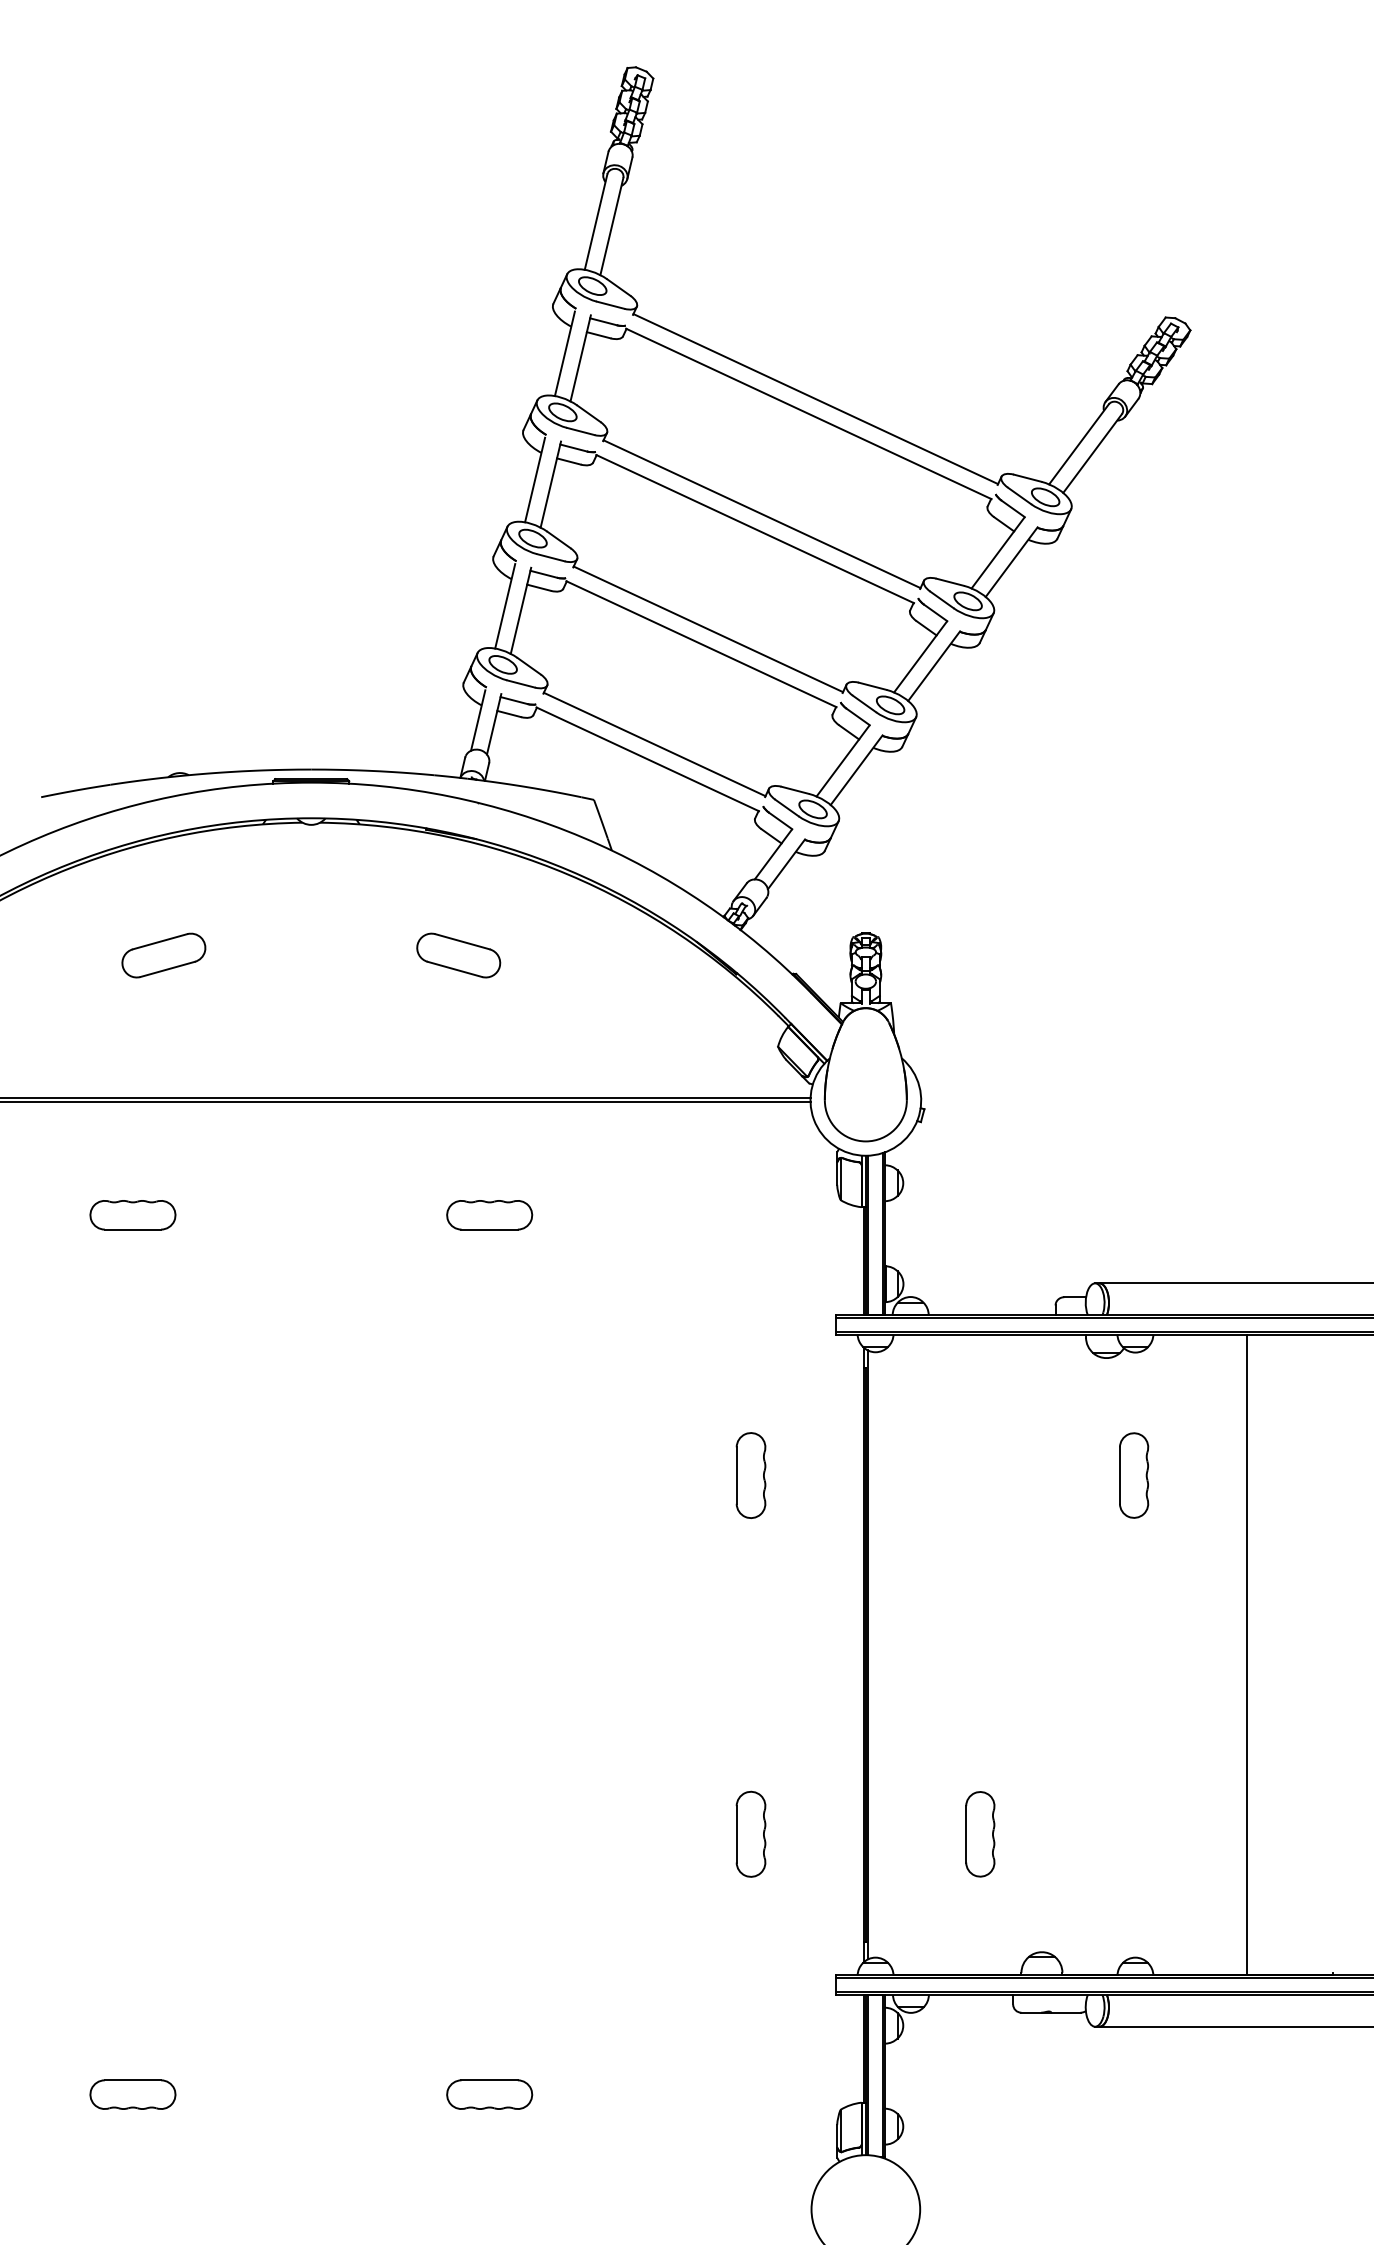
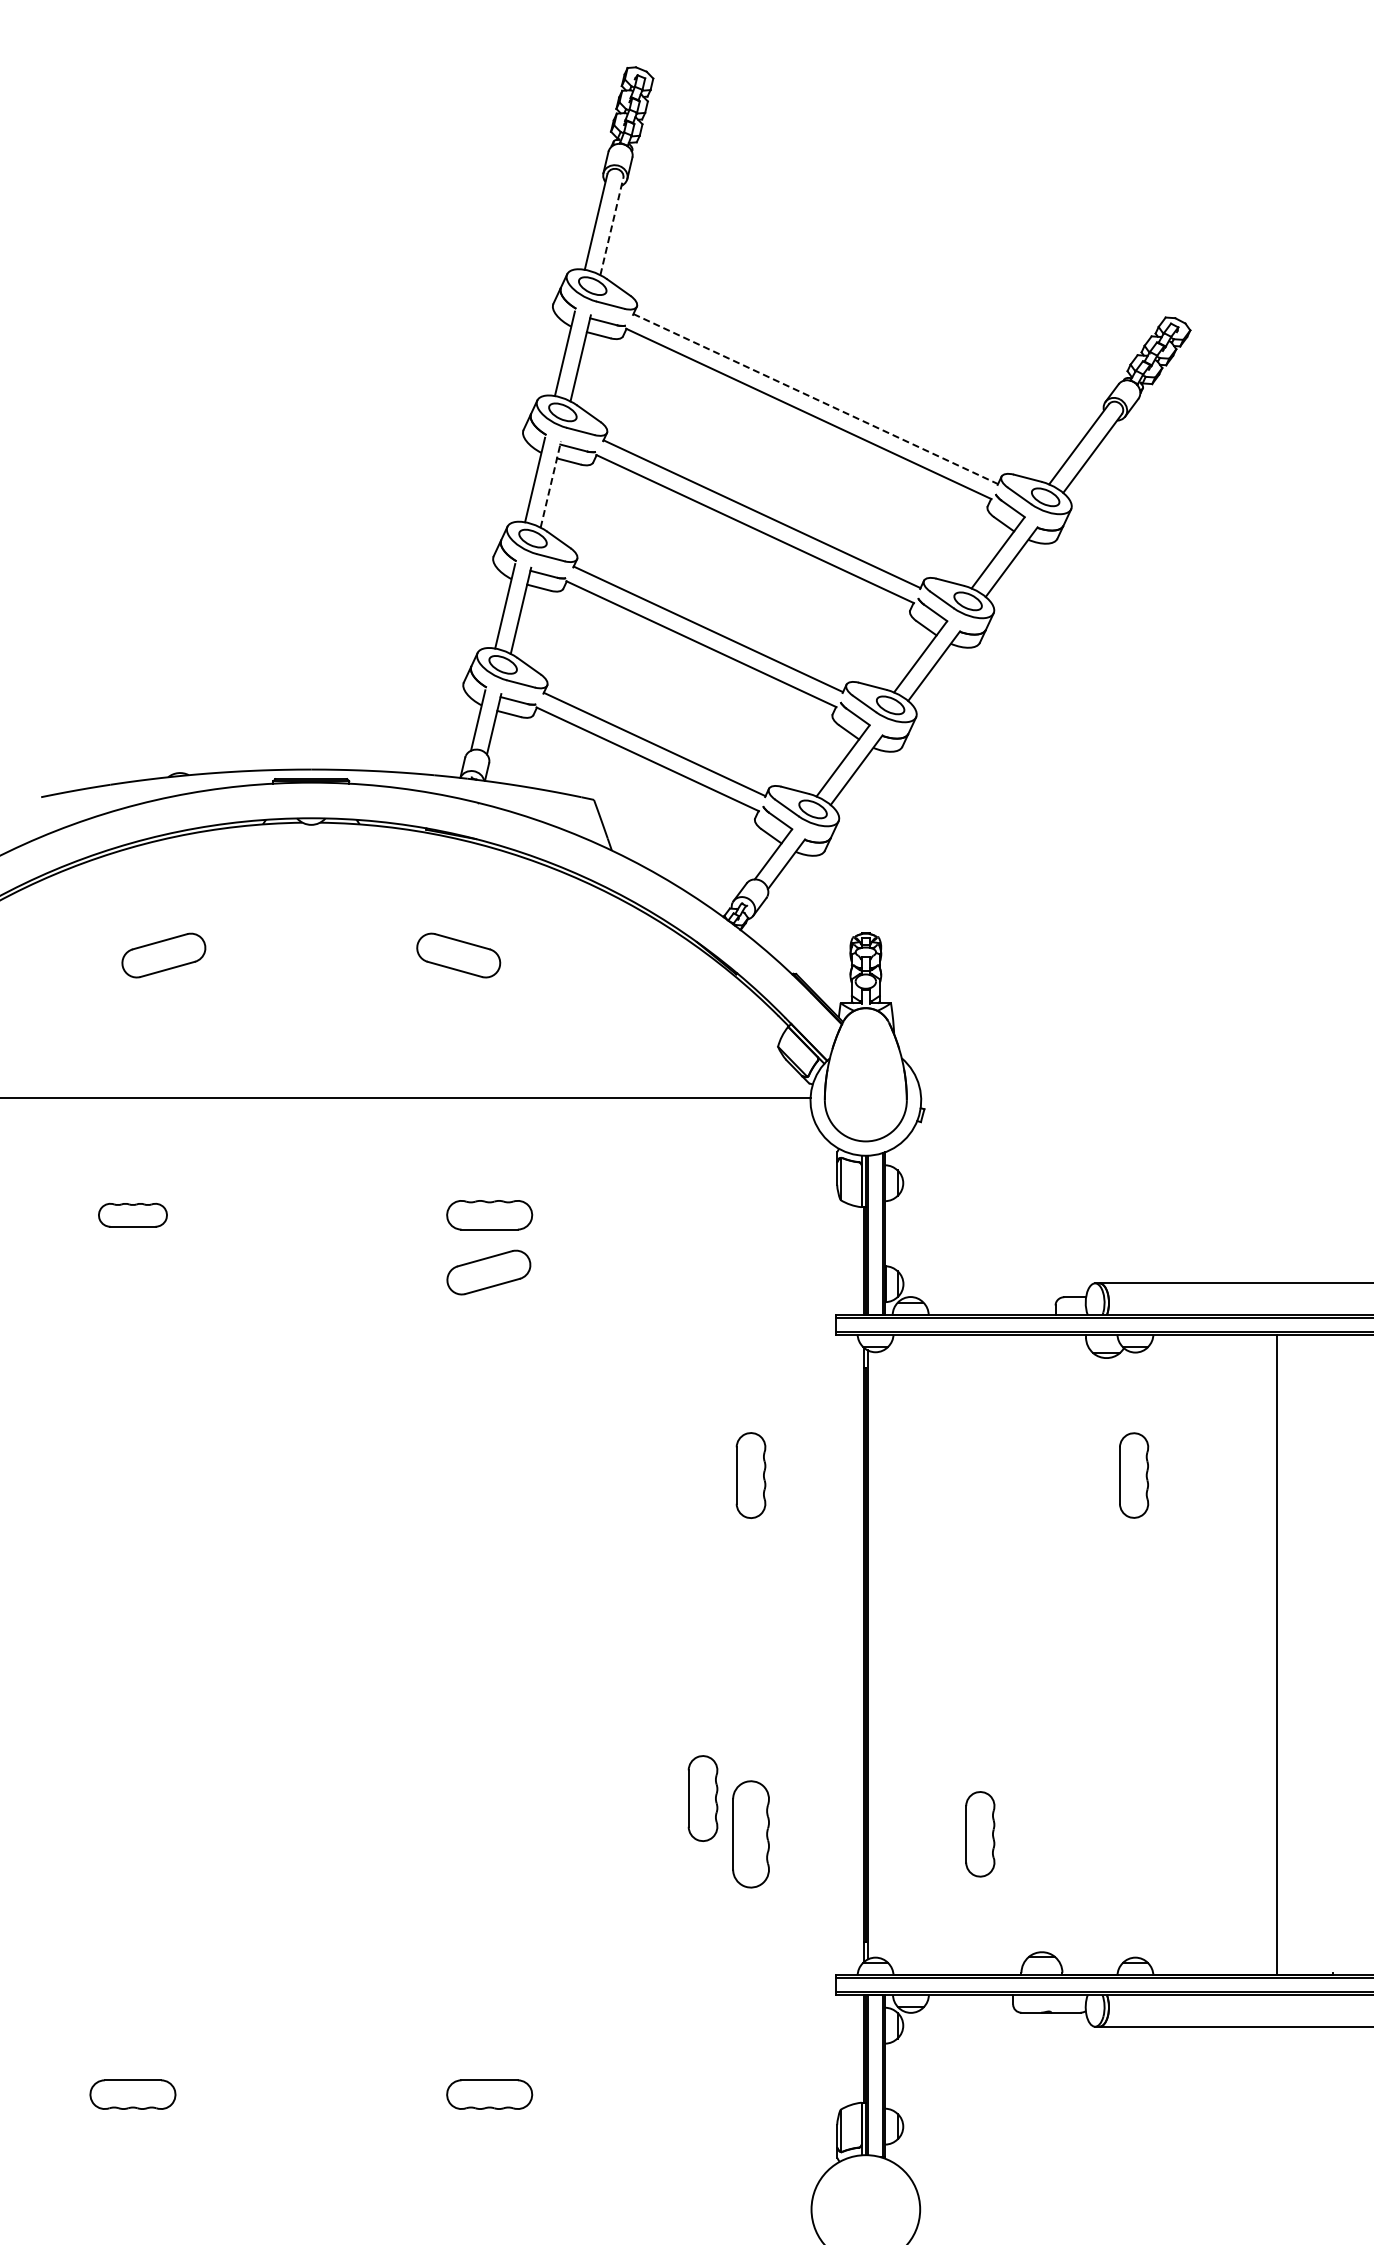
line: solid -> dashed (611, 226)
line: solid -> dashed (816, 399)
line: solid -> dashed (550, 484)
line: present -> none (406, 1102)
part size: 88x31 px -> 70x26 px (132, 1214)
part: none -> present (488, 1272)
line position: (1246, 1654) -> (1276, 1654) (1276, 1654)
part: none -> present (702, 1798)
part size: 32x88 px -> 38x109 px (750, 1834)
